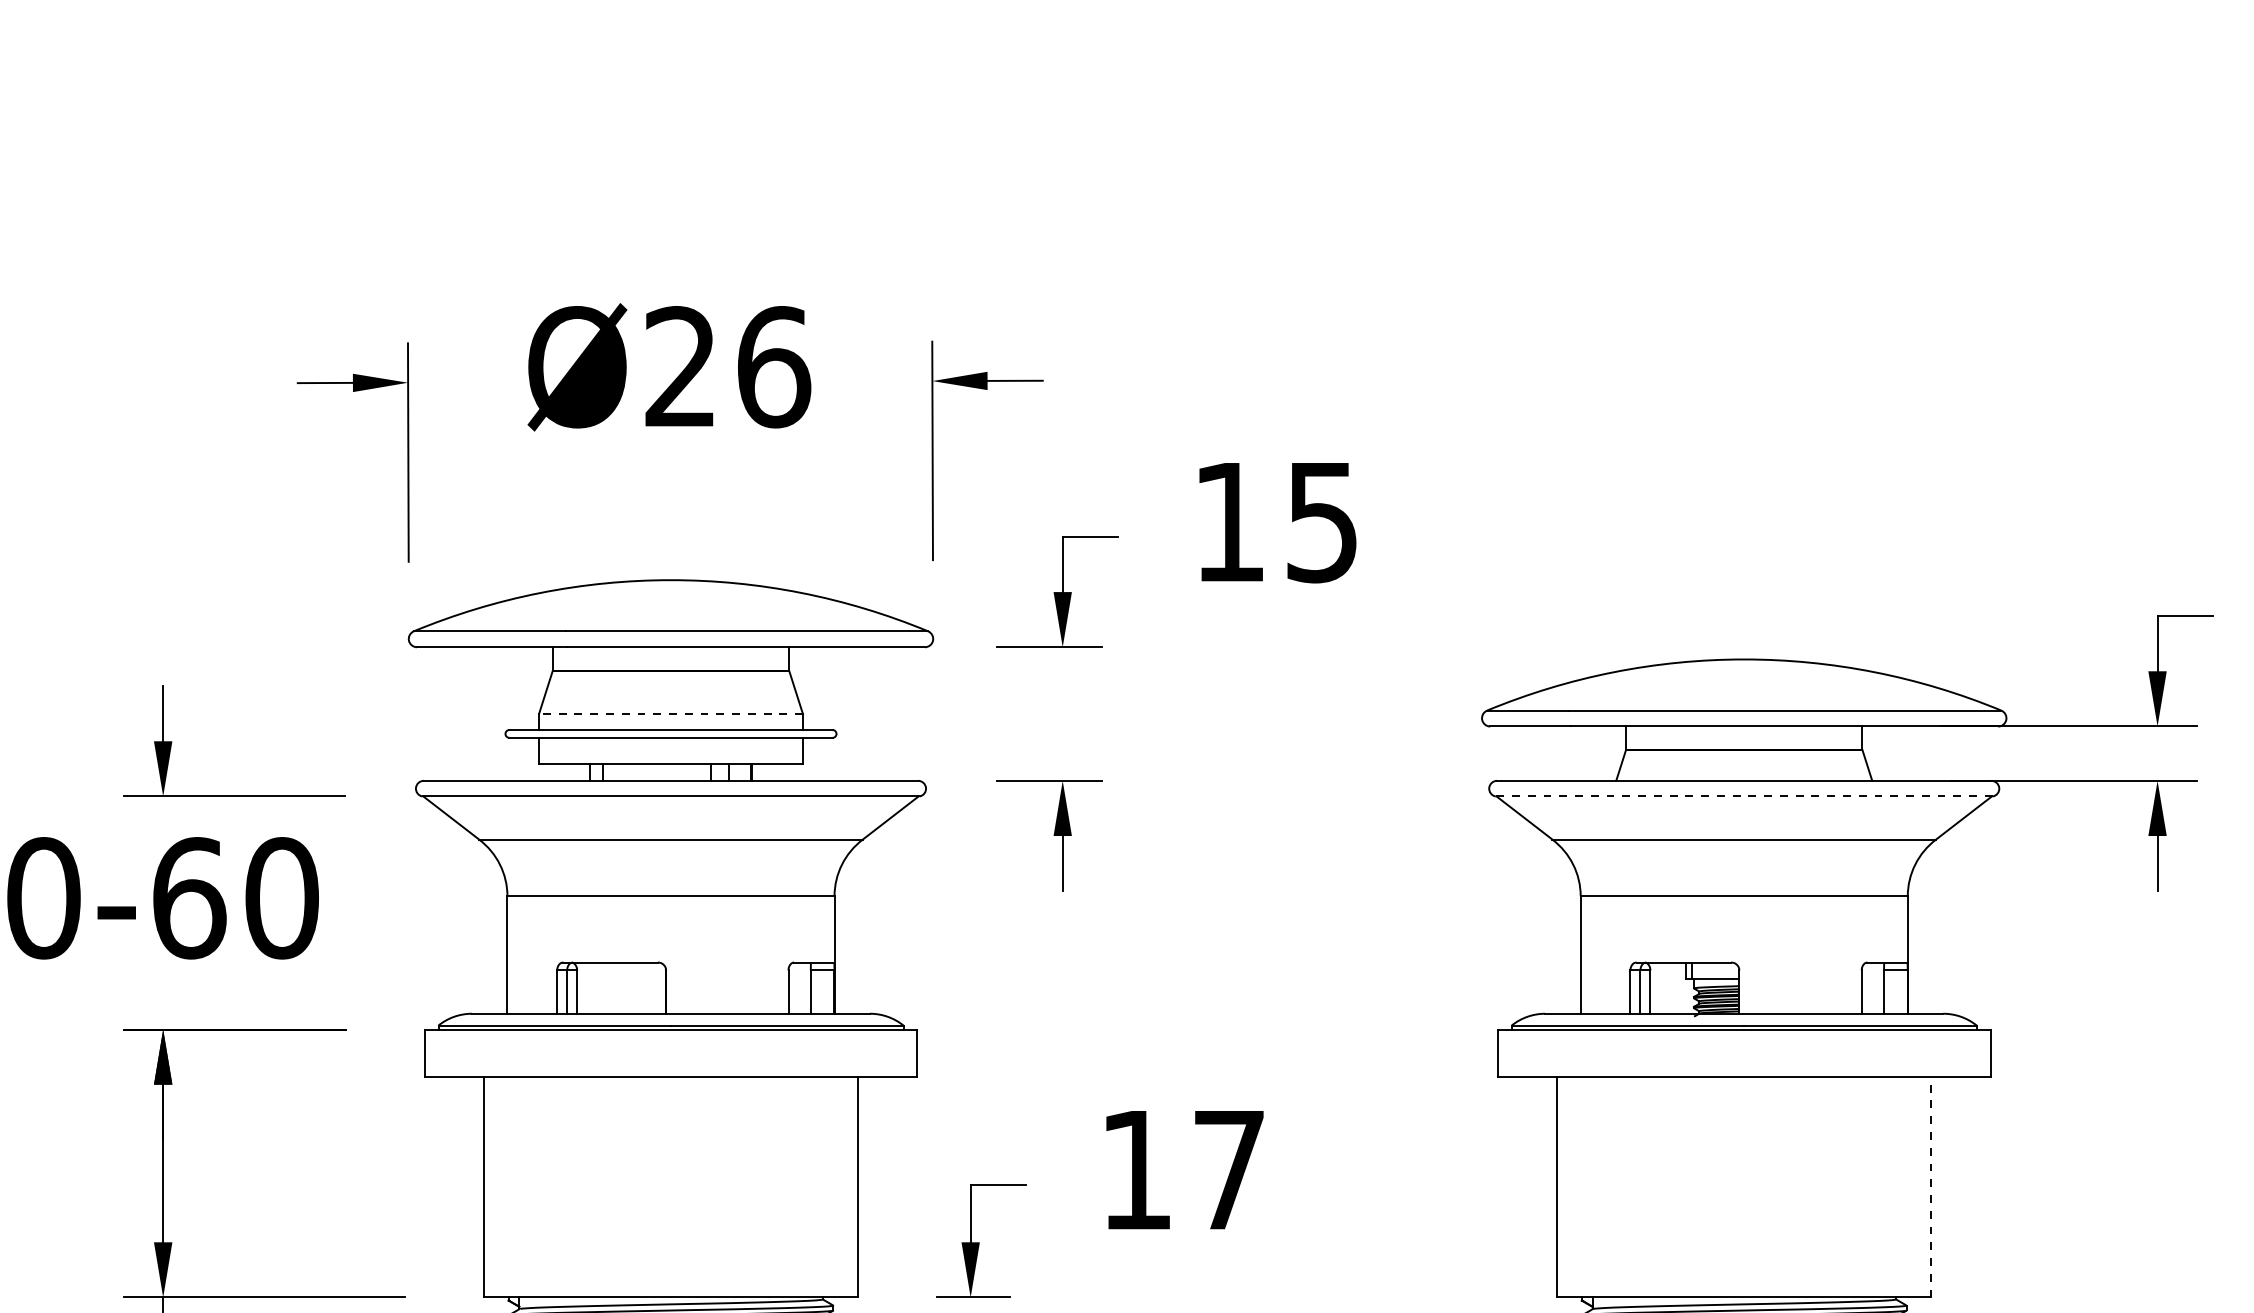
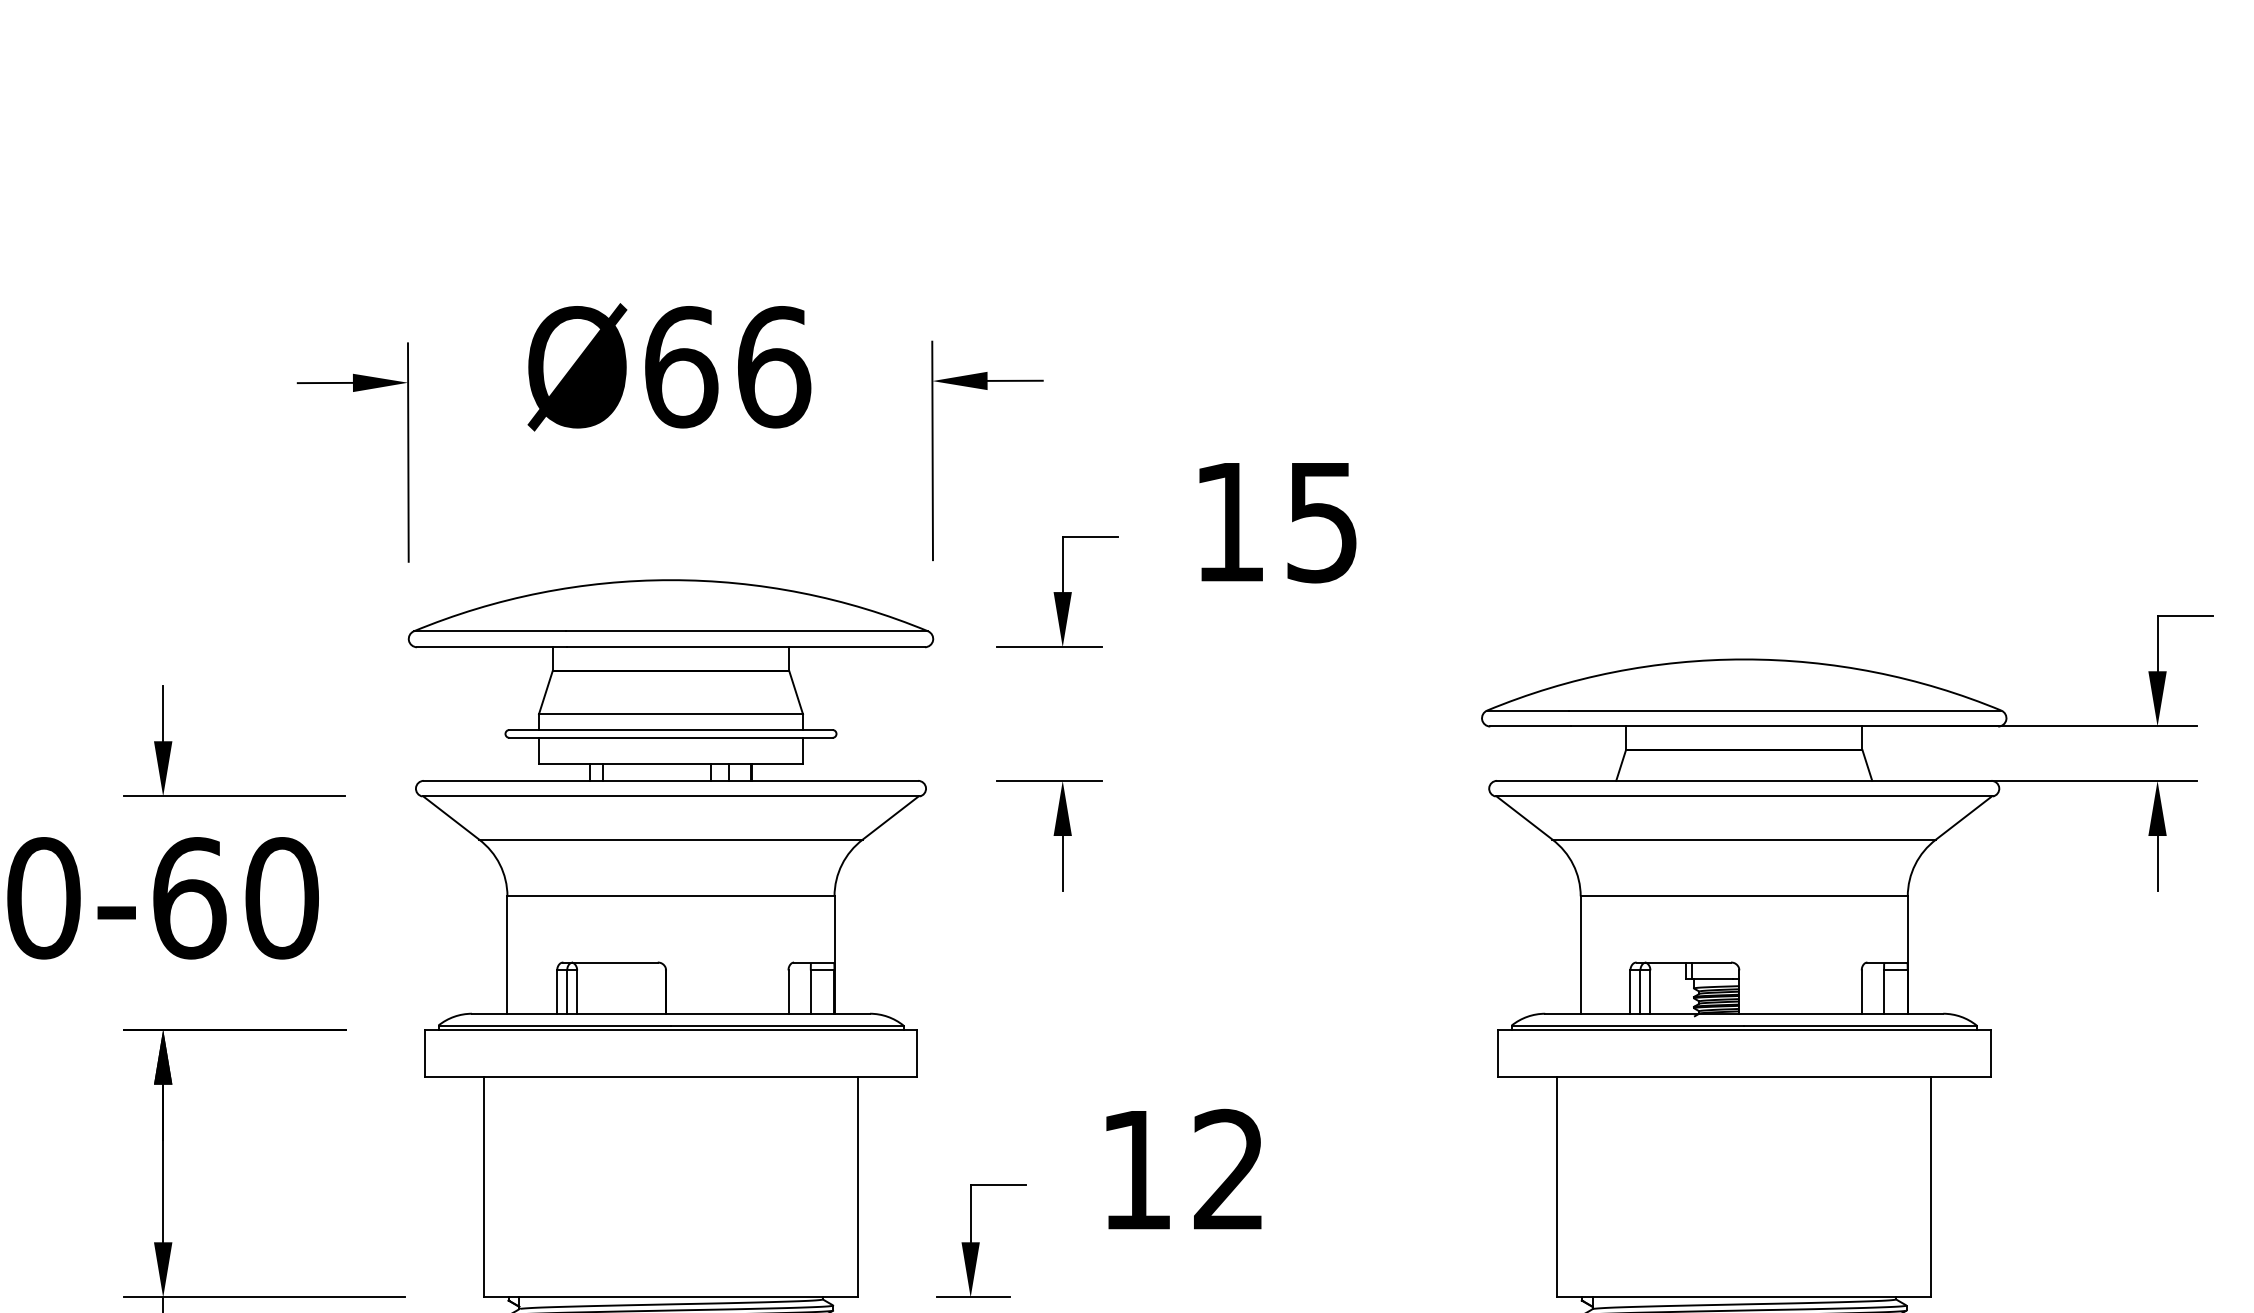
text: Ø26 -> Ø66 (681, 367)
line: dashed -> solid (670, 714)
line: dashed -> solid (1744, 796)
text: 17 -> 12 (1228, 1168)
line: dashed -> solid (1931, 1186)
